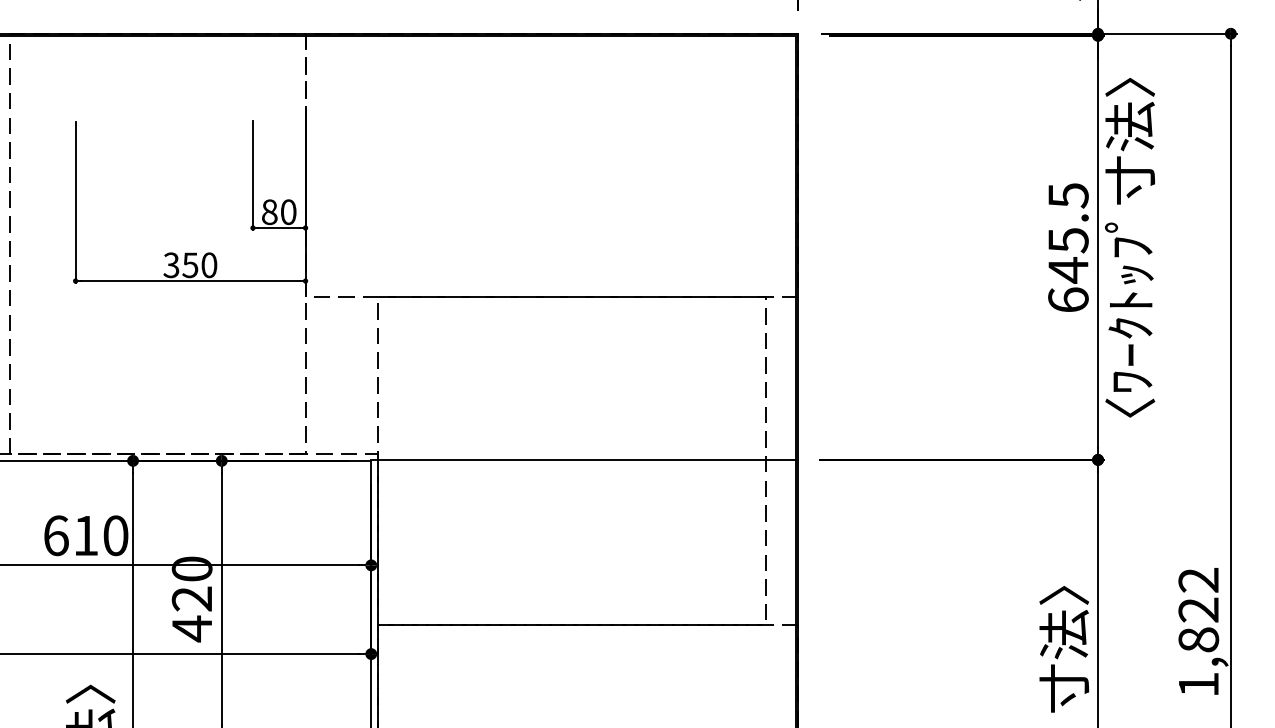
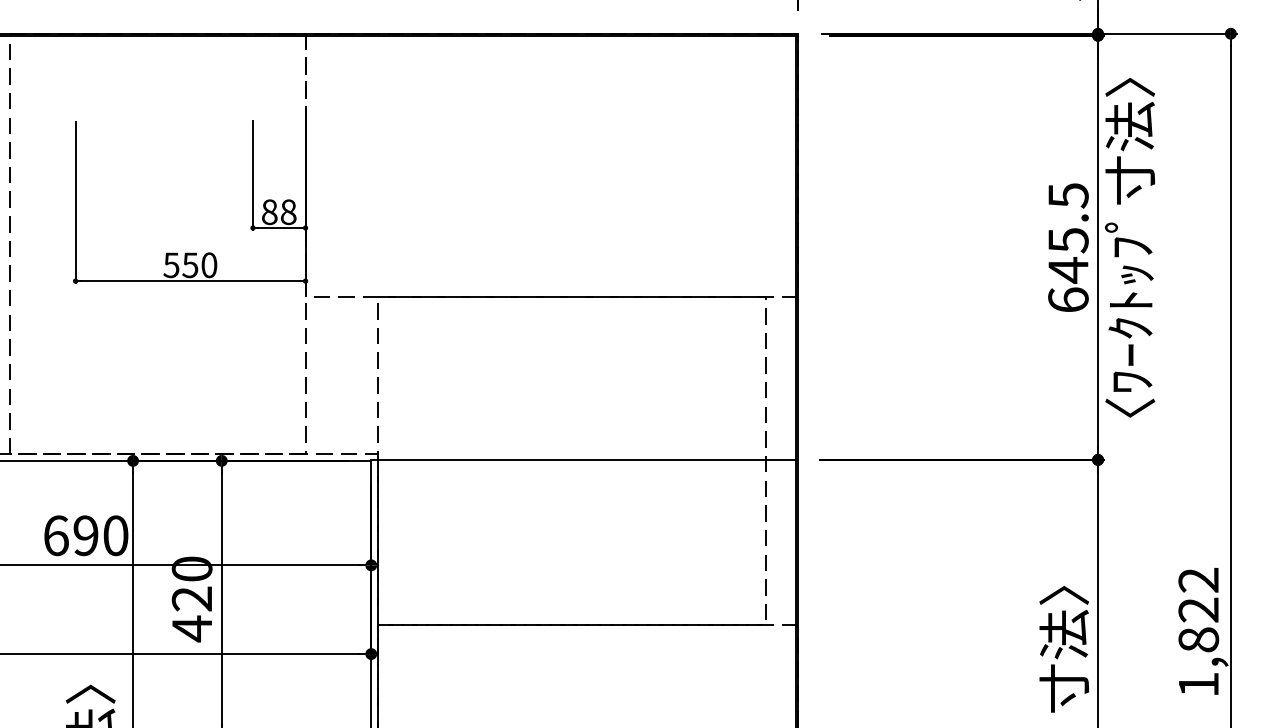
text: 80 -> 88 (288, 211)
text: 350 -> 550 (171, 264)
text: 610 -> 690 (85, 535)
